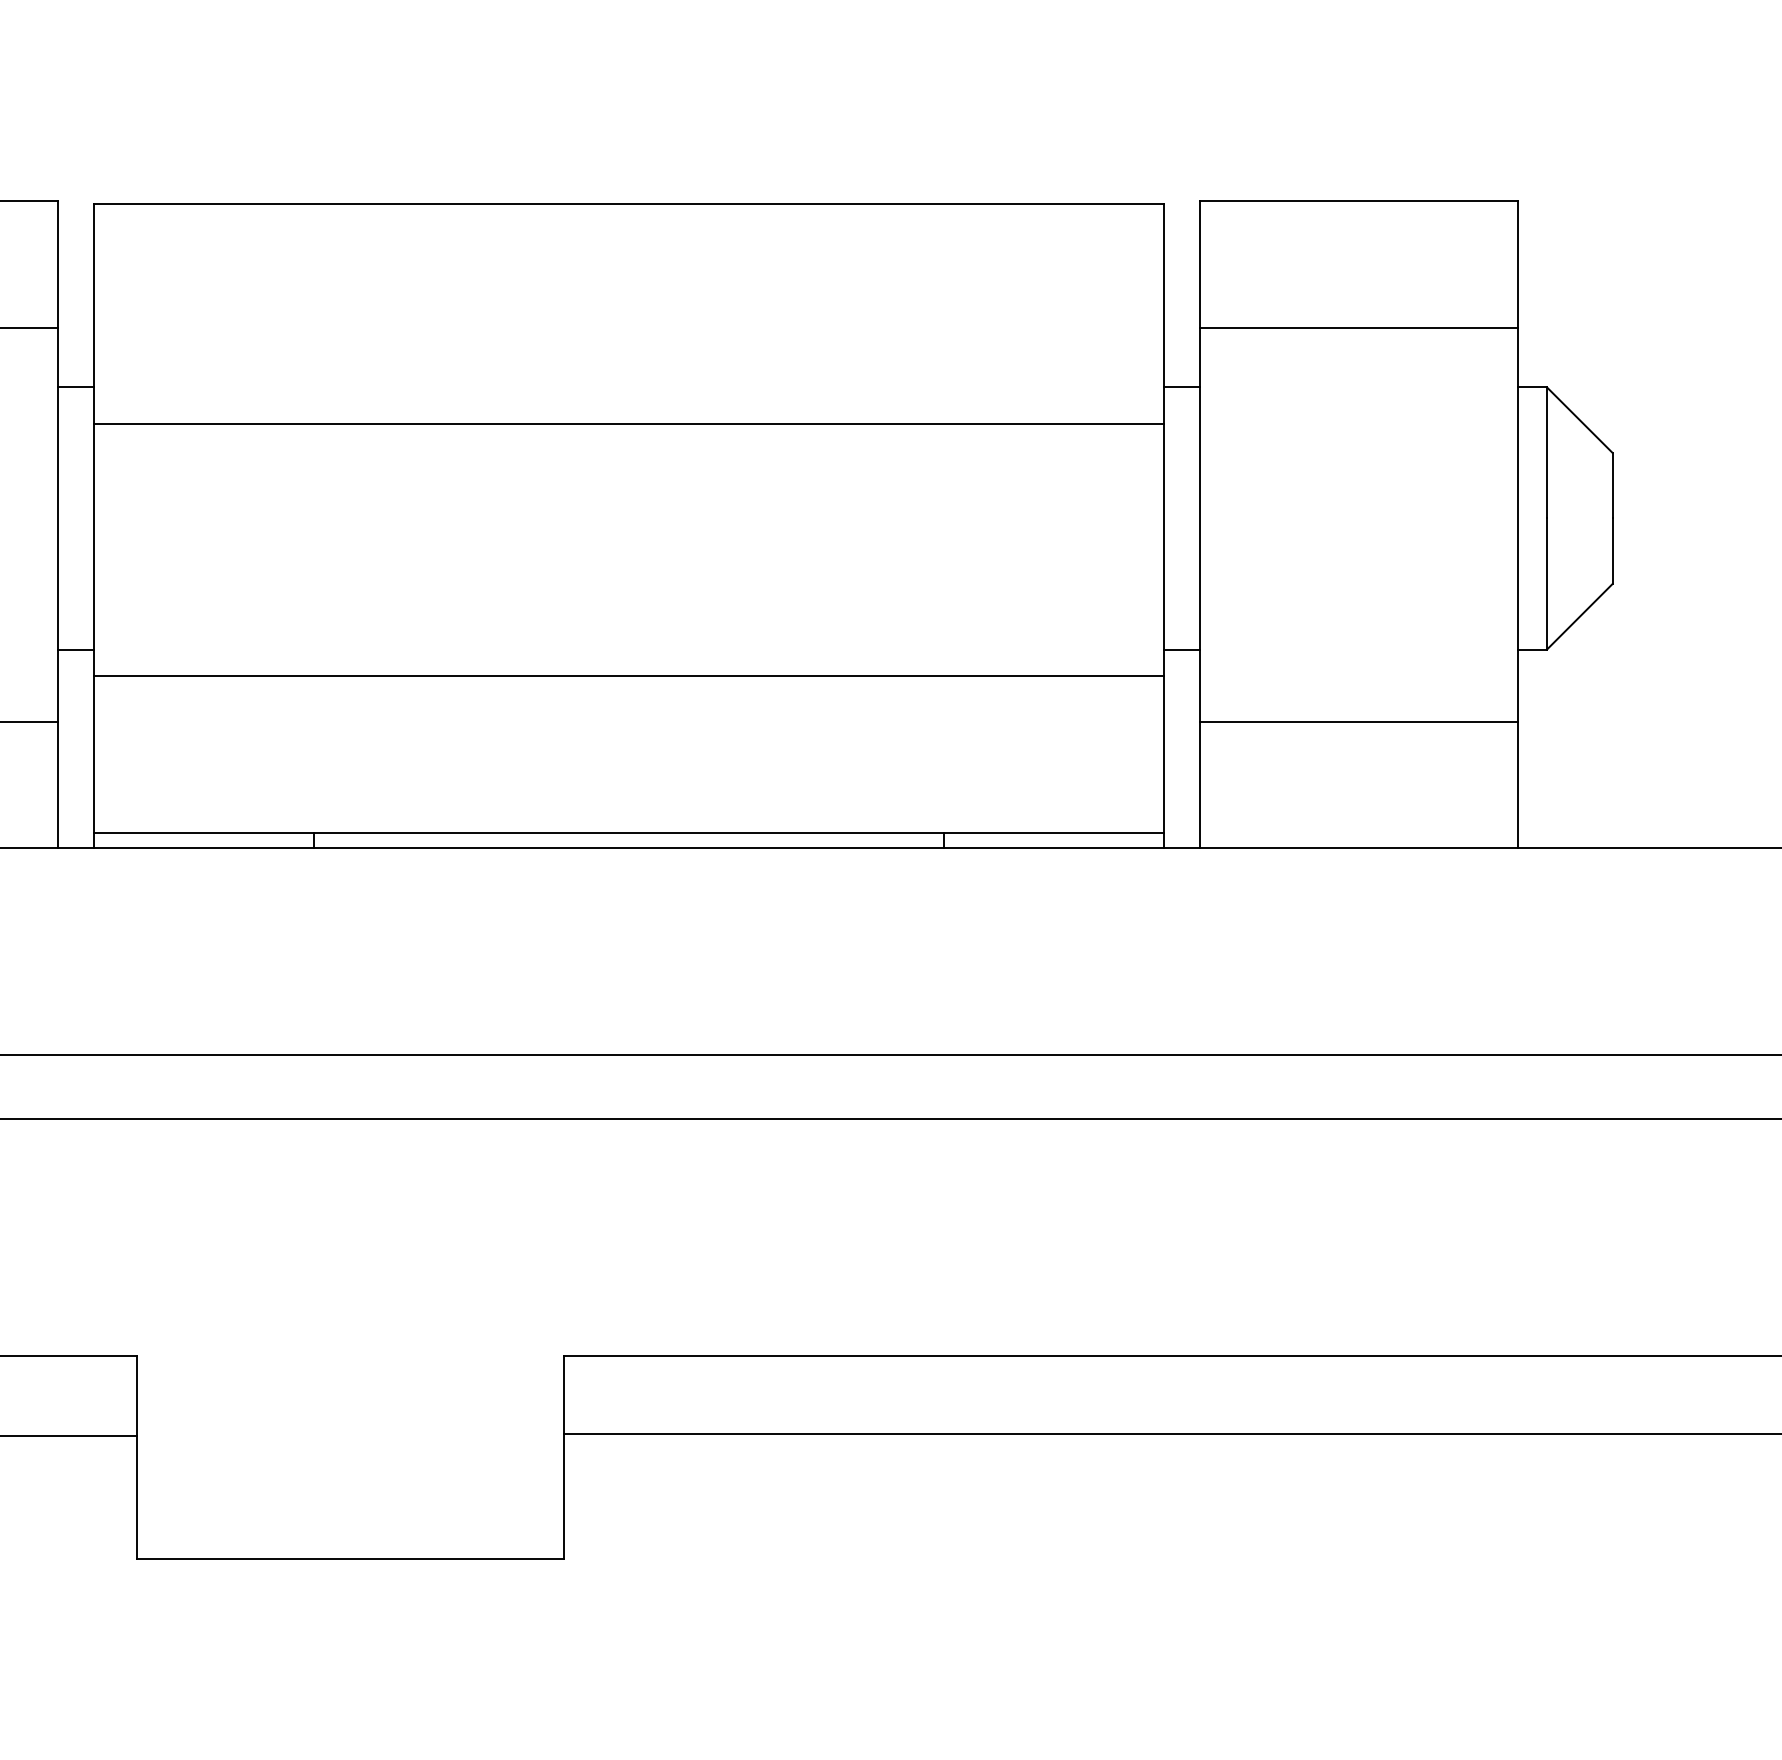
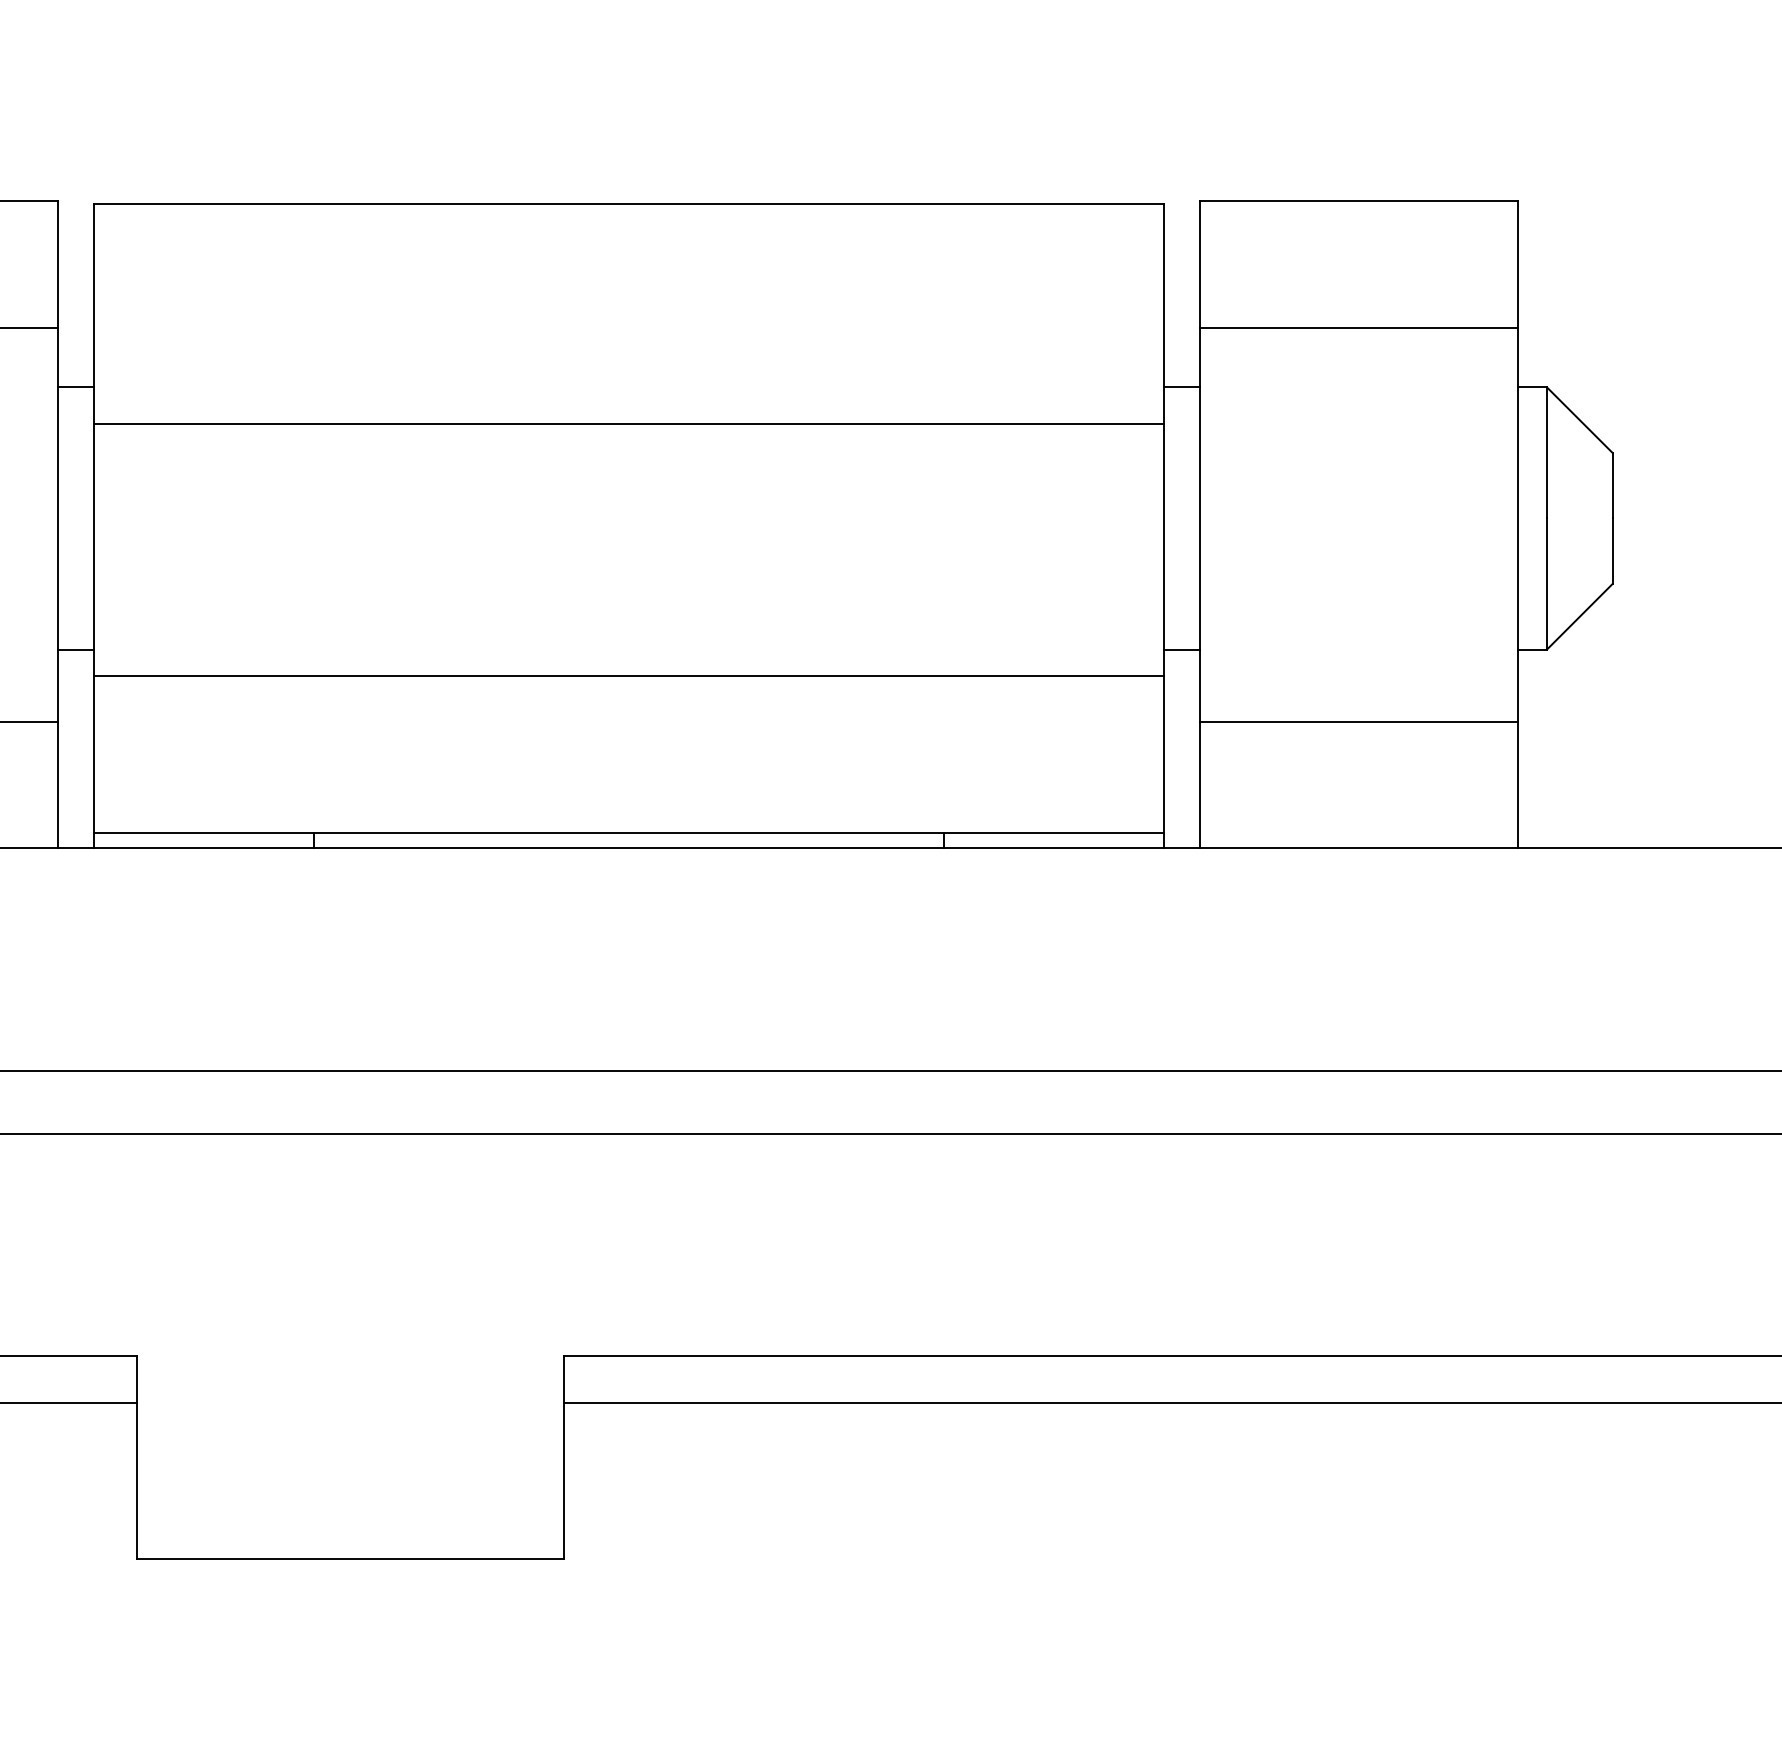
line position: (890, 1054) -> (890, 1070) (890, 1070)
line position: (890, 1119) -> (890, 1134) (890, 1134)
line position: (1170, 1434) -> (1170, 1403) (1170, 1403)
line position: (69, 1436) -> (69, 1403) (69, 1403)
